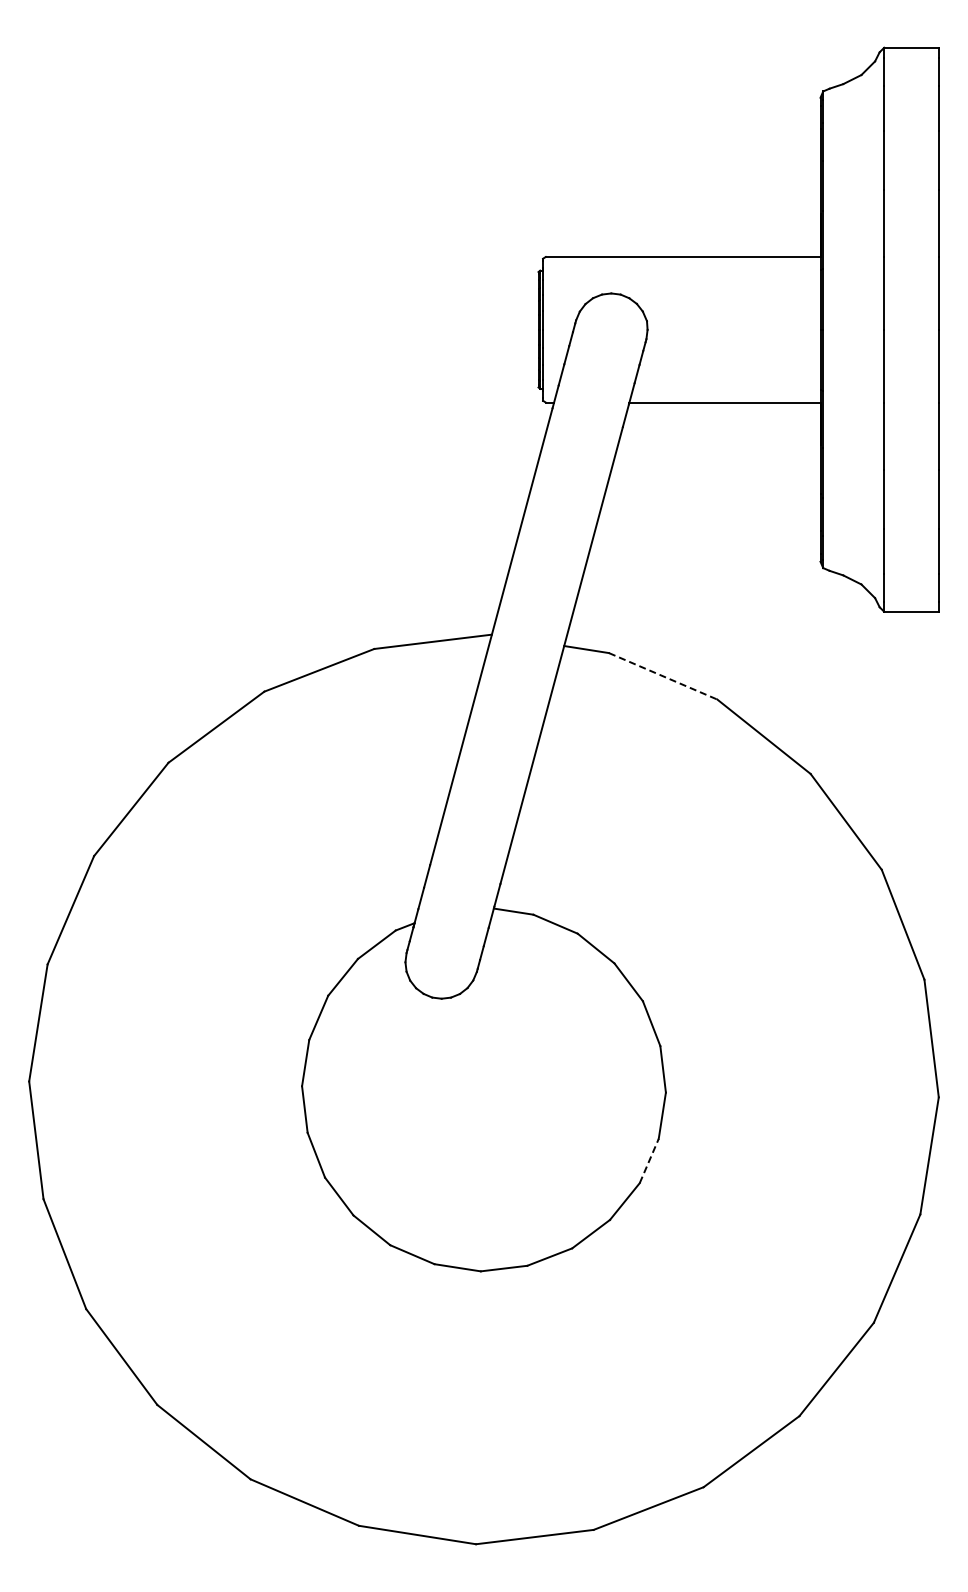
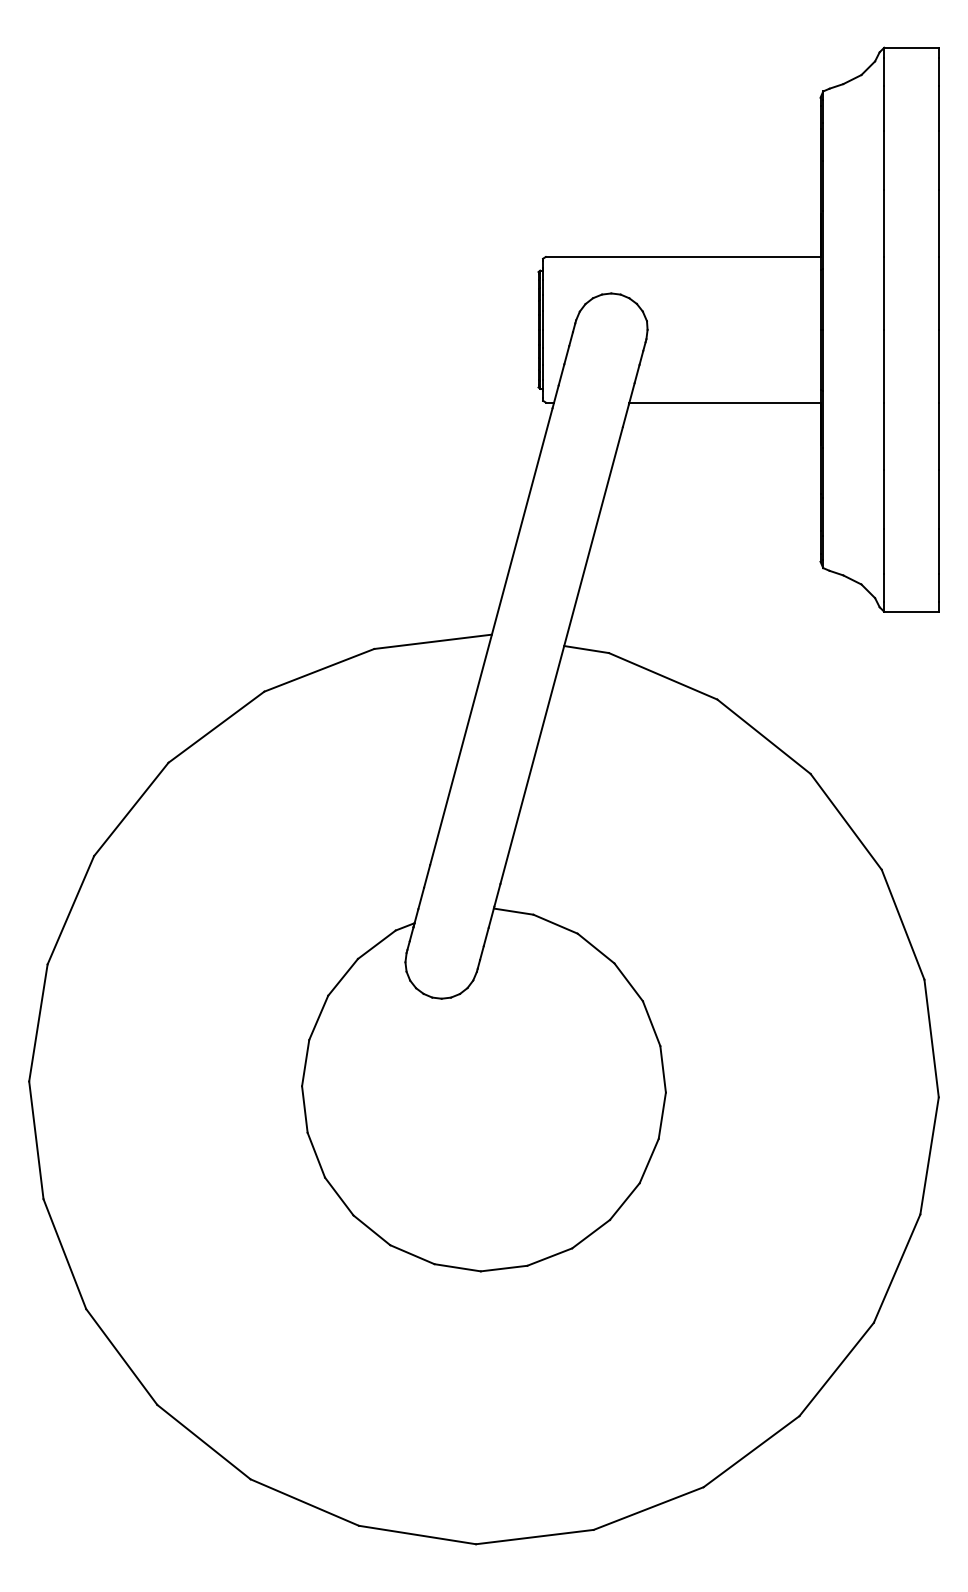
line: dashed -> solid (663, 676)
line: dashed -> solid (649, 1160)
